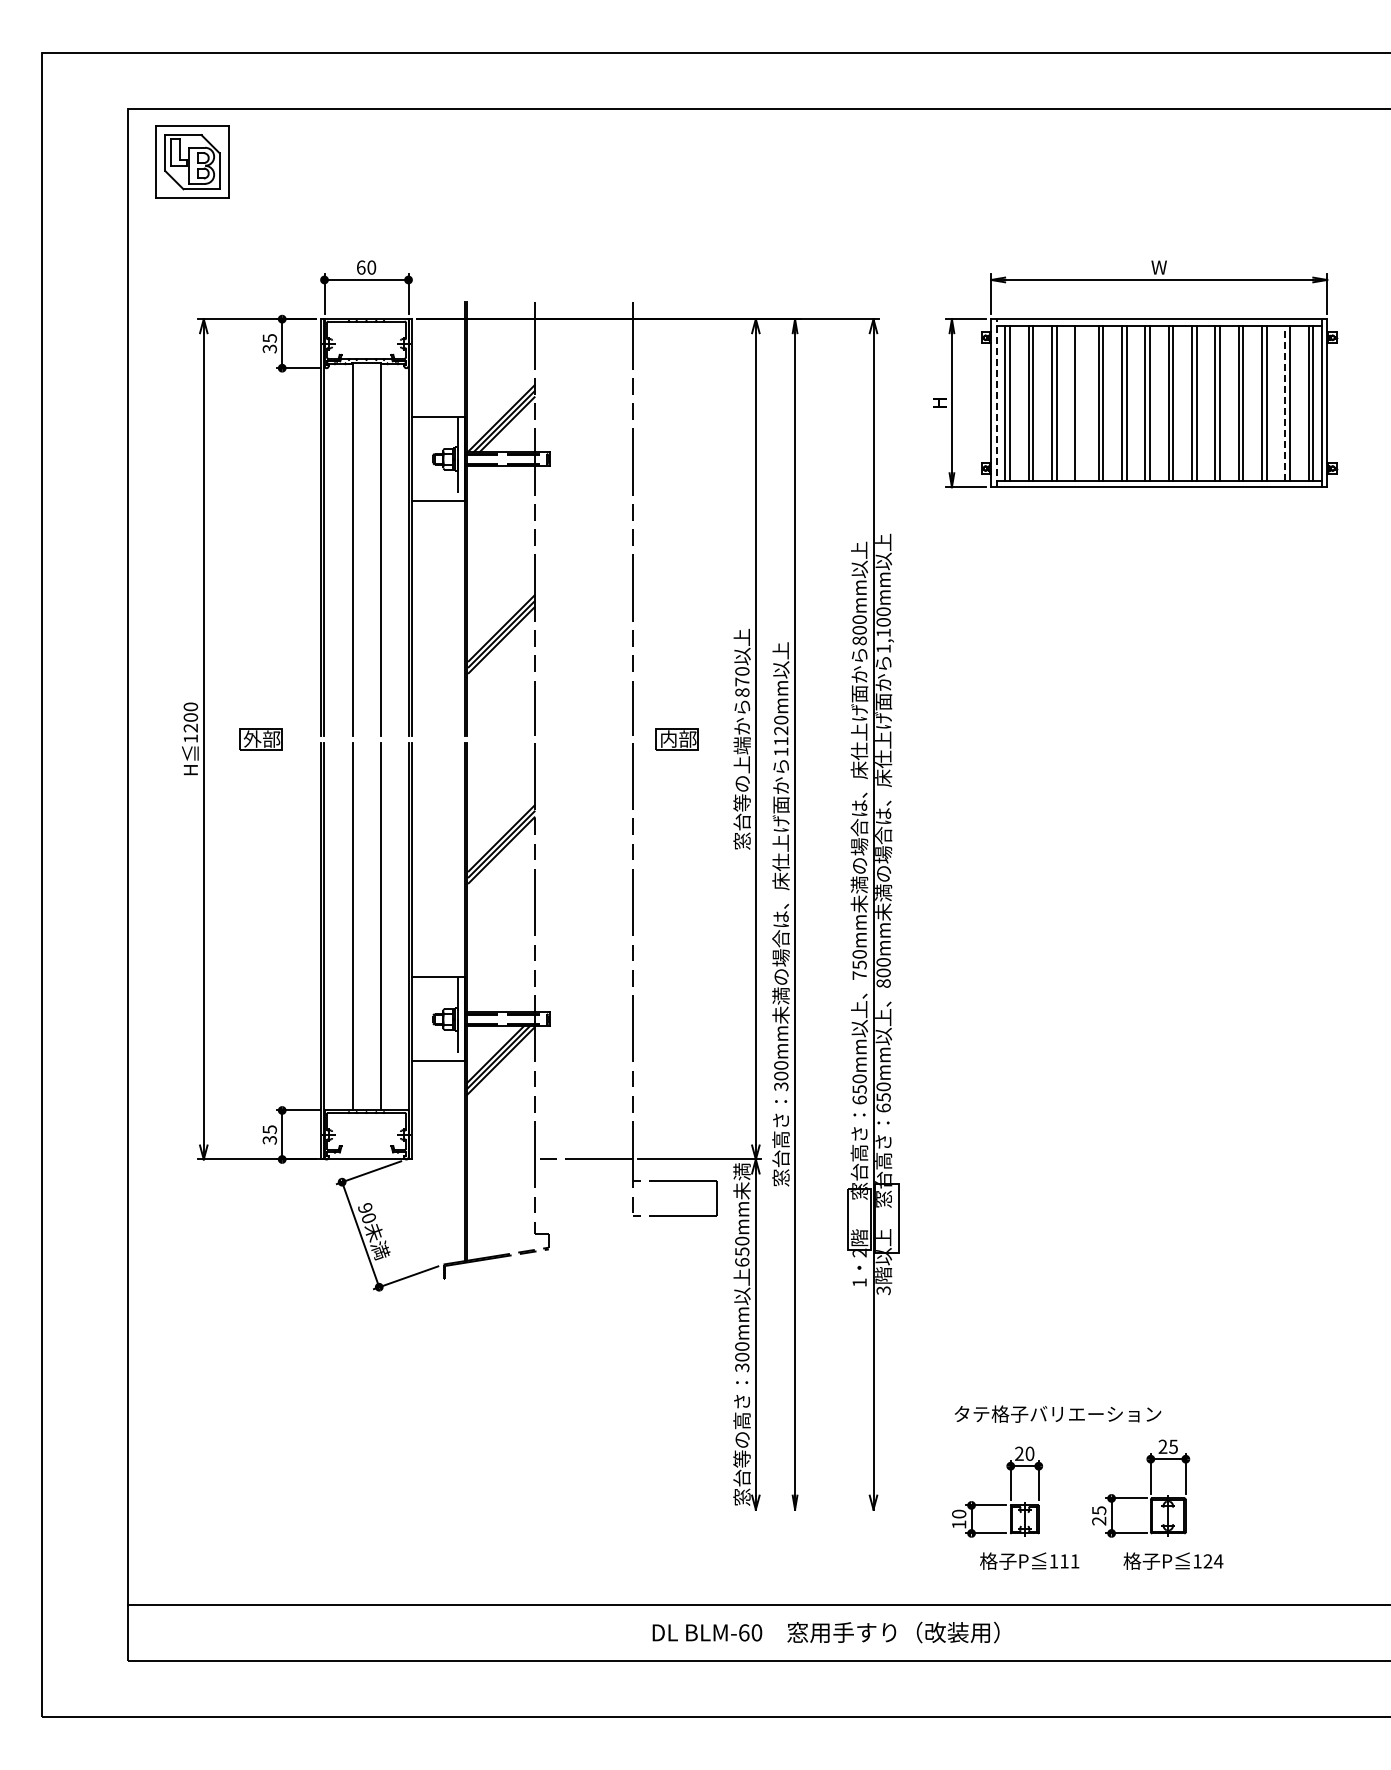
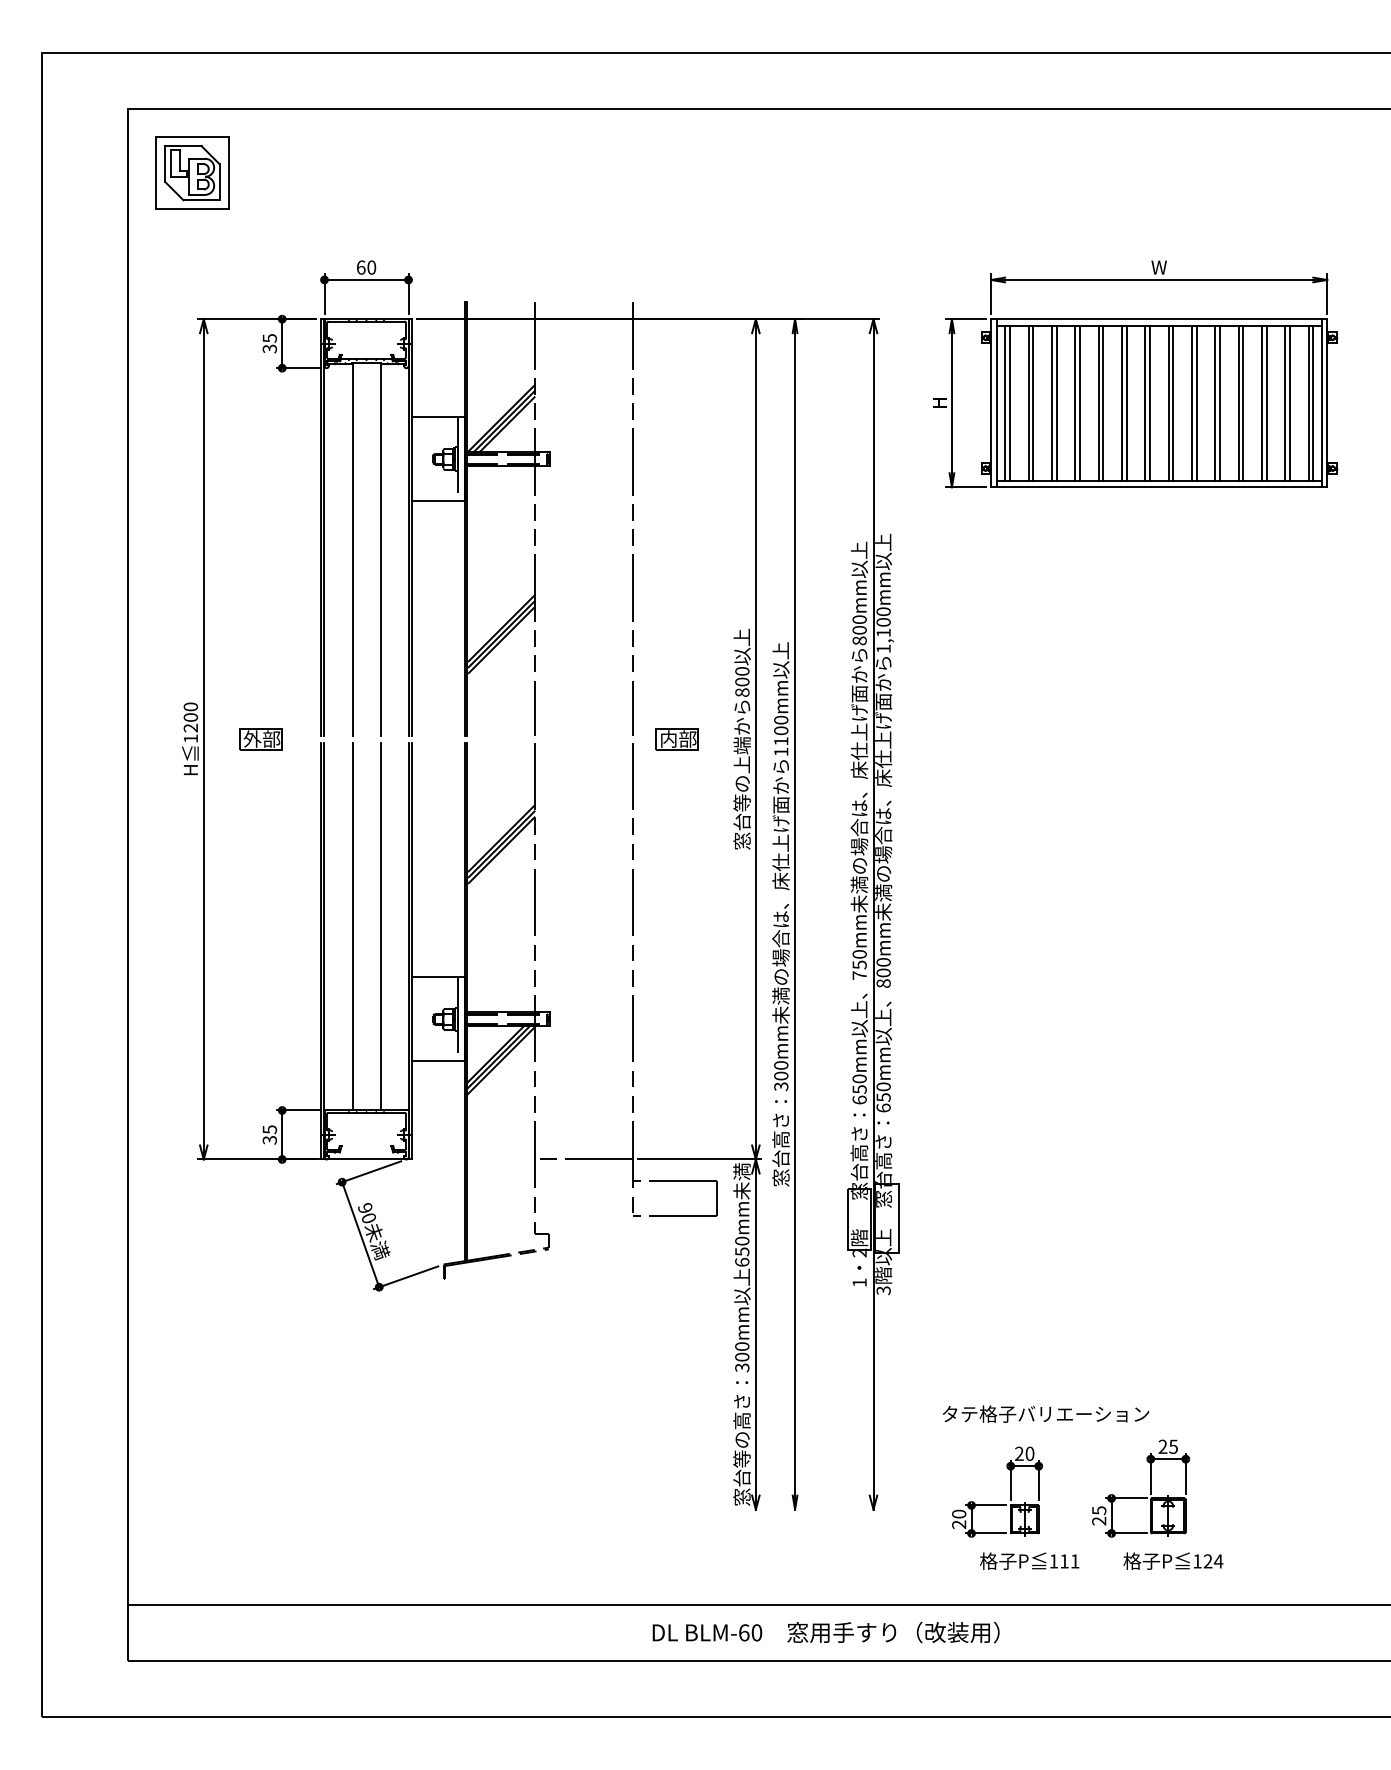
part position: (192, 161) -> (192, 172) (192, 172)
line: dashed -> solid (996, 402)
line: none -> present (1079, 402)
line: dashed -> solid (1285, 402)
text: 870 -> 800 (742, 681)
text: 1120mm -> 1100mm (781, 730)
text position: (1058, 1413) -> (1046, 1413) (1046, 1413)
text: 10 -> 20 (959, 1524)
